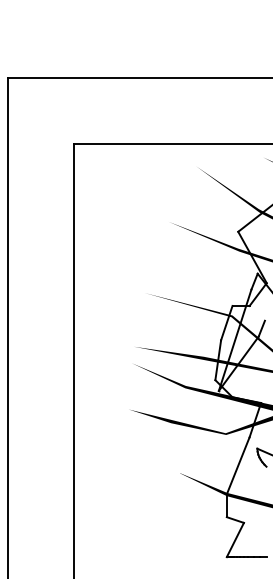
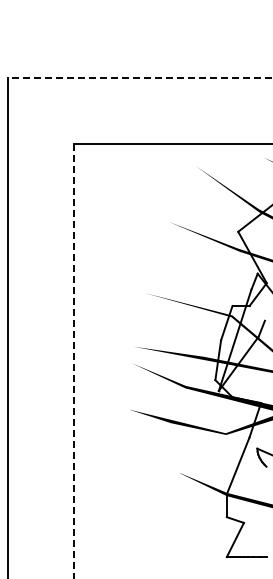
line: solid -> dashed (140, 77)
line: solid -> dashed (74, 361)
